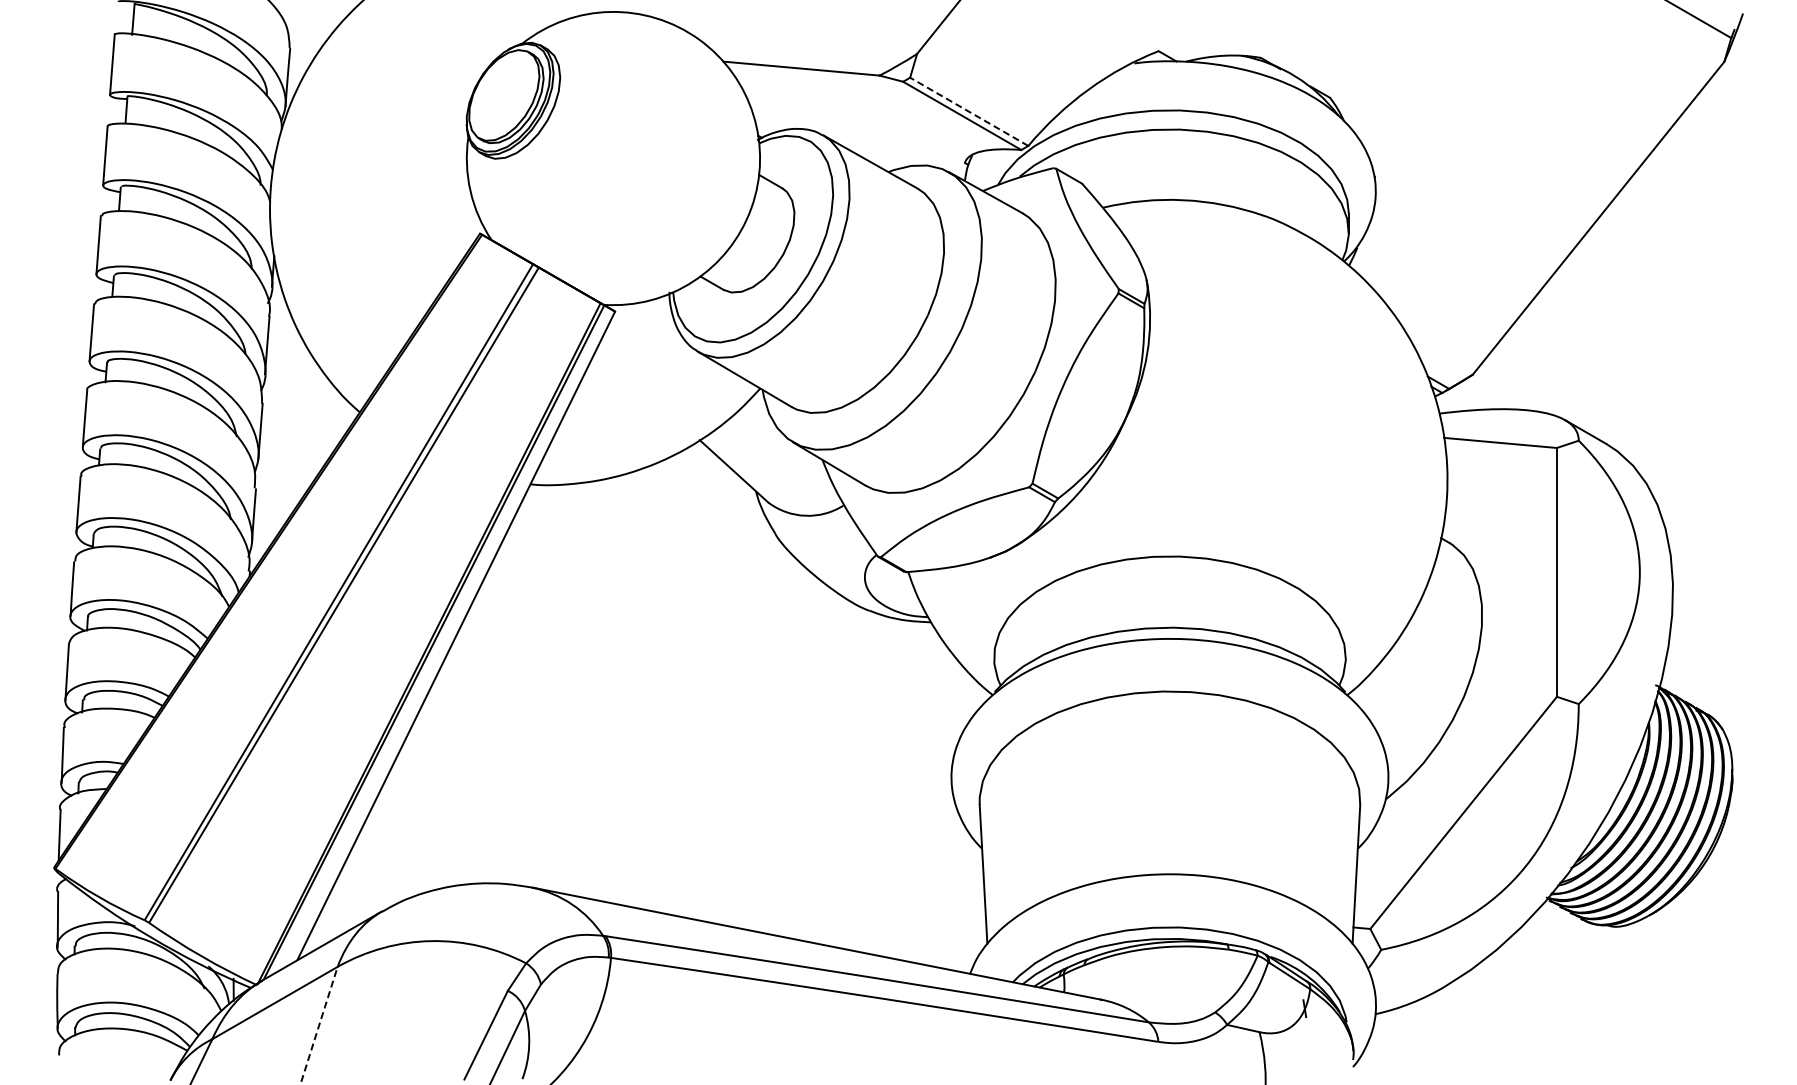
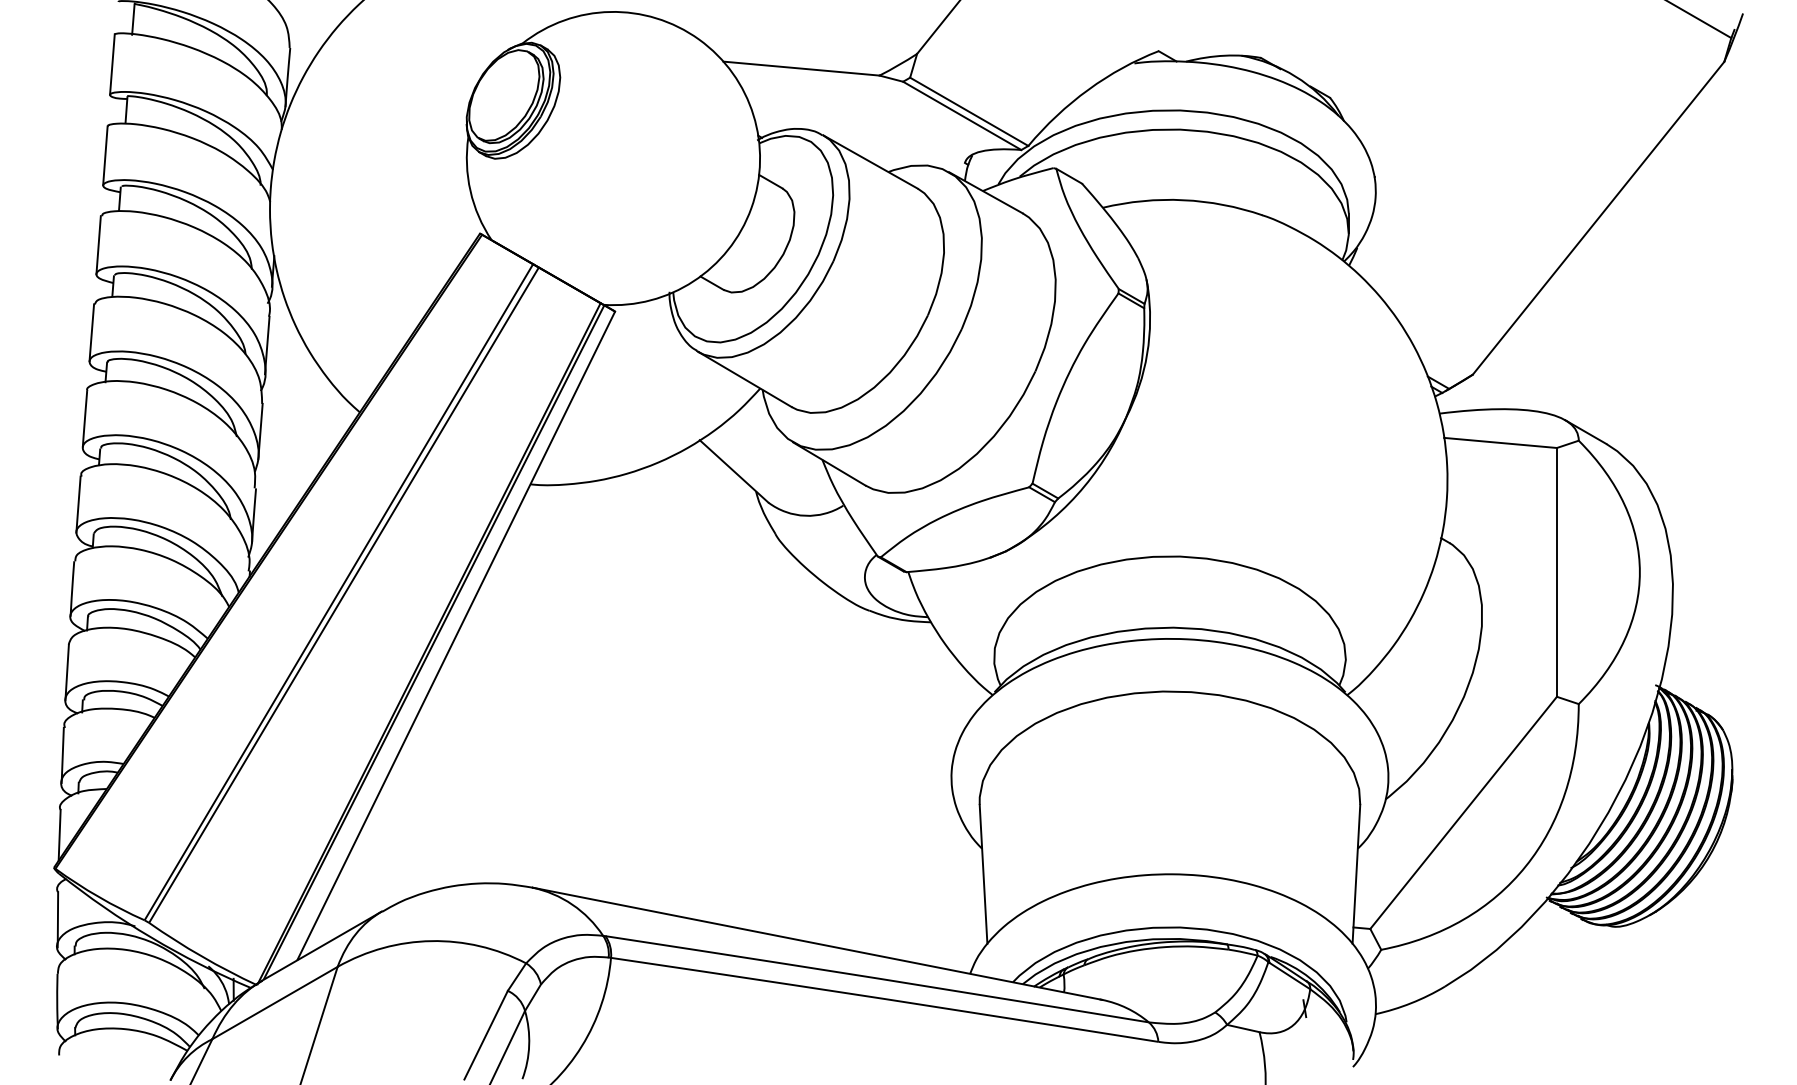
line: dashed -> solid (968, 111)
line: dashed -> solid (319, 1025)
